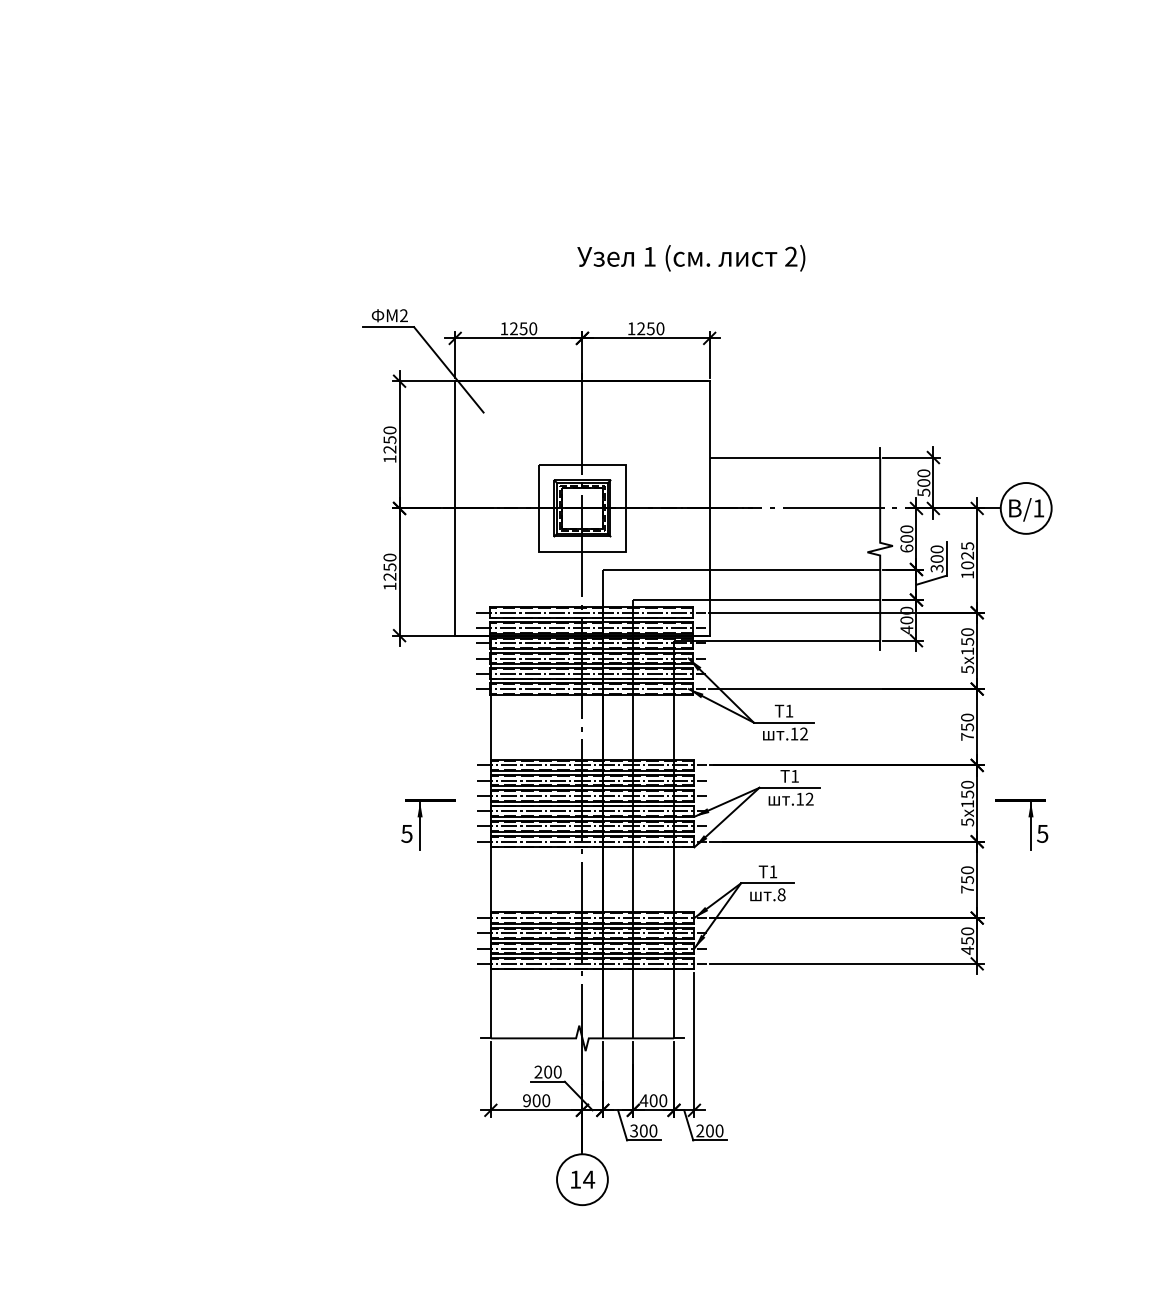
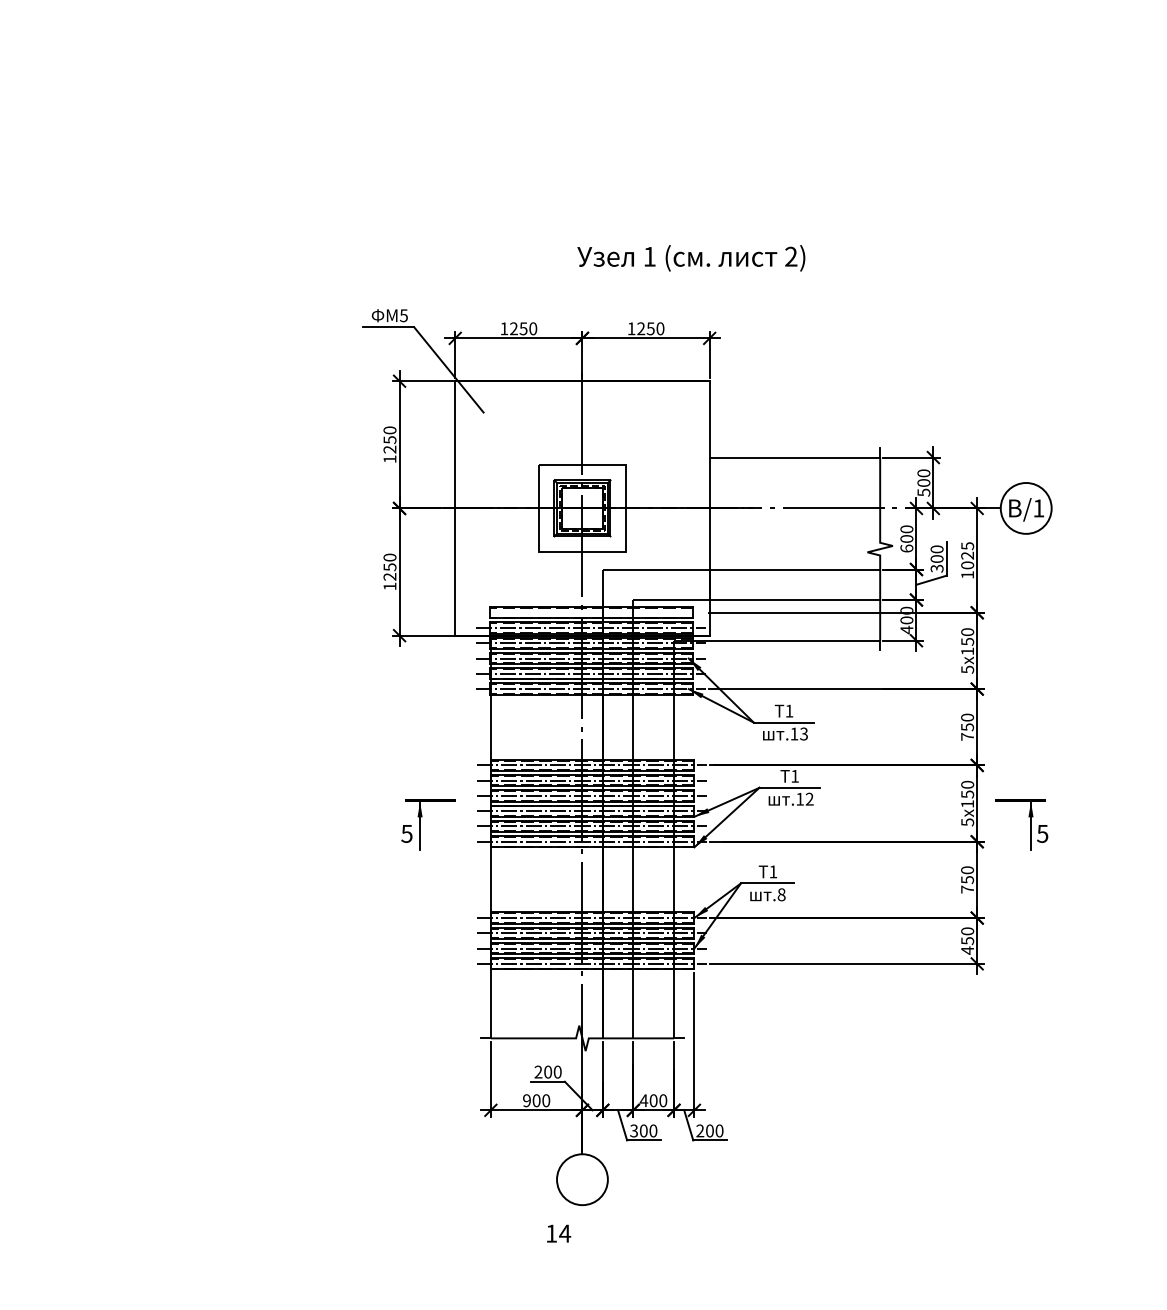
text: 2 -> 5 (403, 315)
line: present -> none (590, 612)
text: .12 -> .13 (803, 734)
text position: (583, 1179) -> (559, 1233) (559, 1233)
